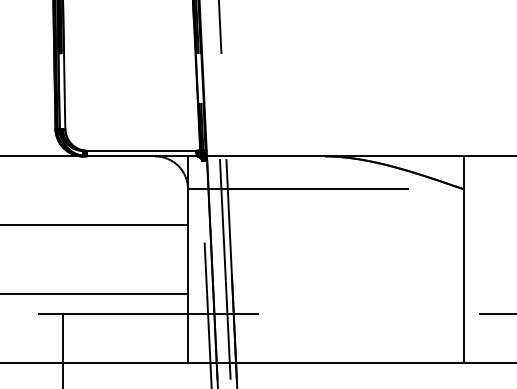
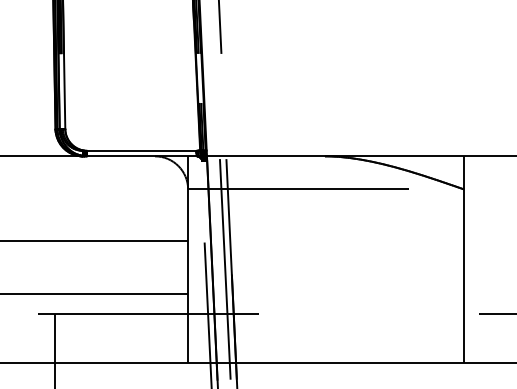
line position: (95, 225) -> (95, 241) (95, 241)
line position: (62, 349) -> (54, 349) (54, 349)
